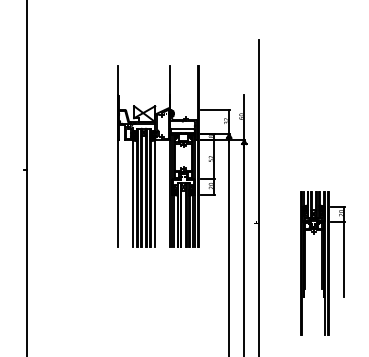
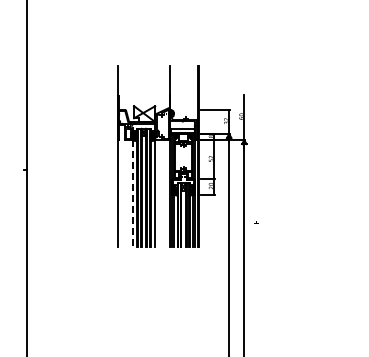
line: solid -> dashed (132, 194)
line: present -> none (259, 196)
part: present -> none (322, 263)
